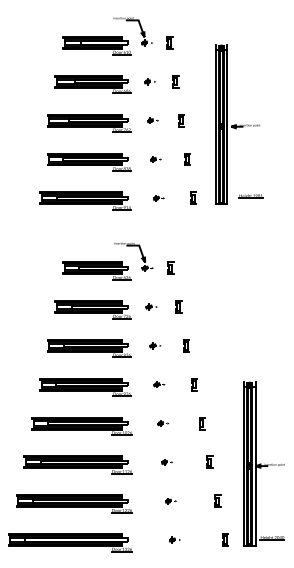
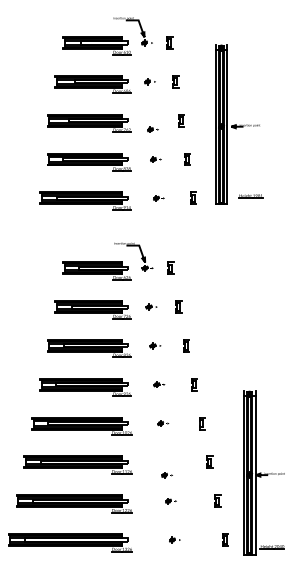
part position: (152, 120) -> (152, 129) (152, 129)
part position: (166, 462) -> (166, 475) (166, 475)
part position: (263, 463) -> (263, 472) (263, 472)
